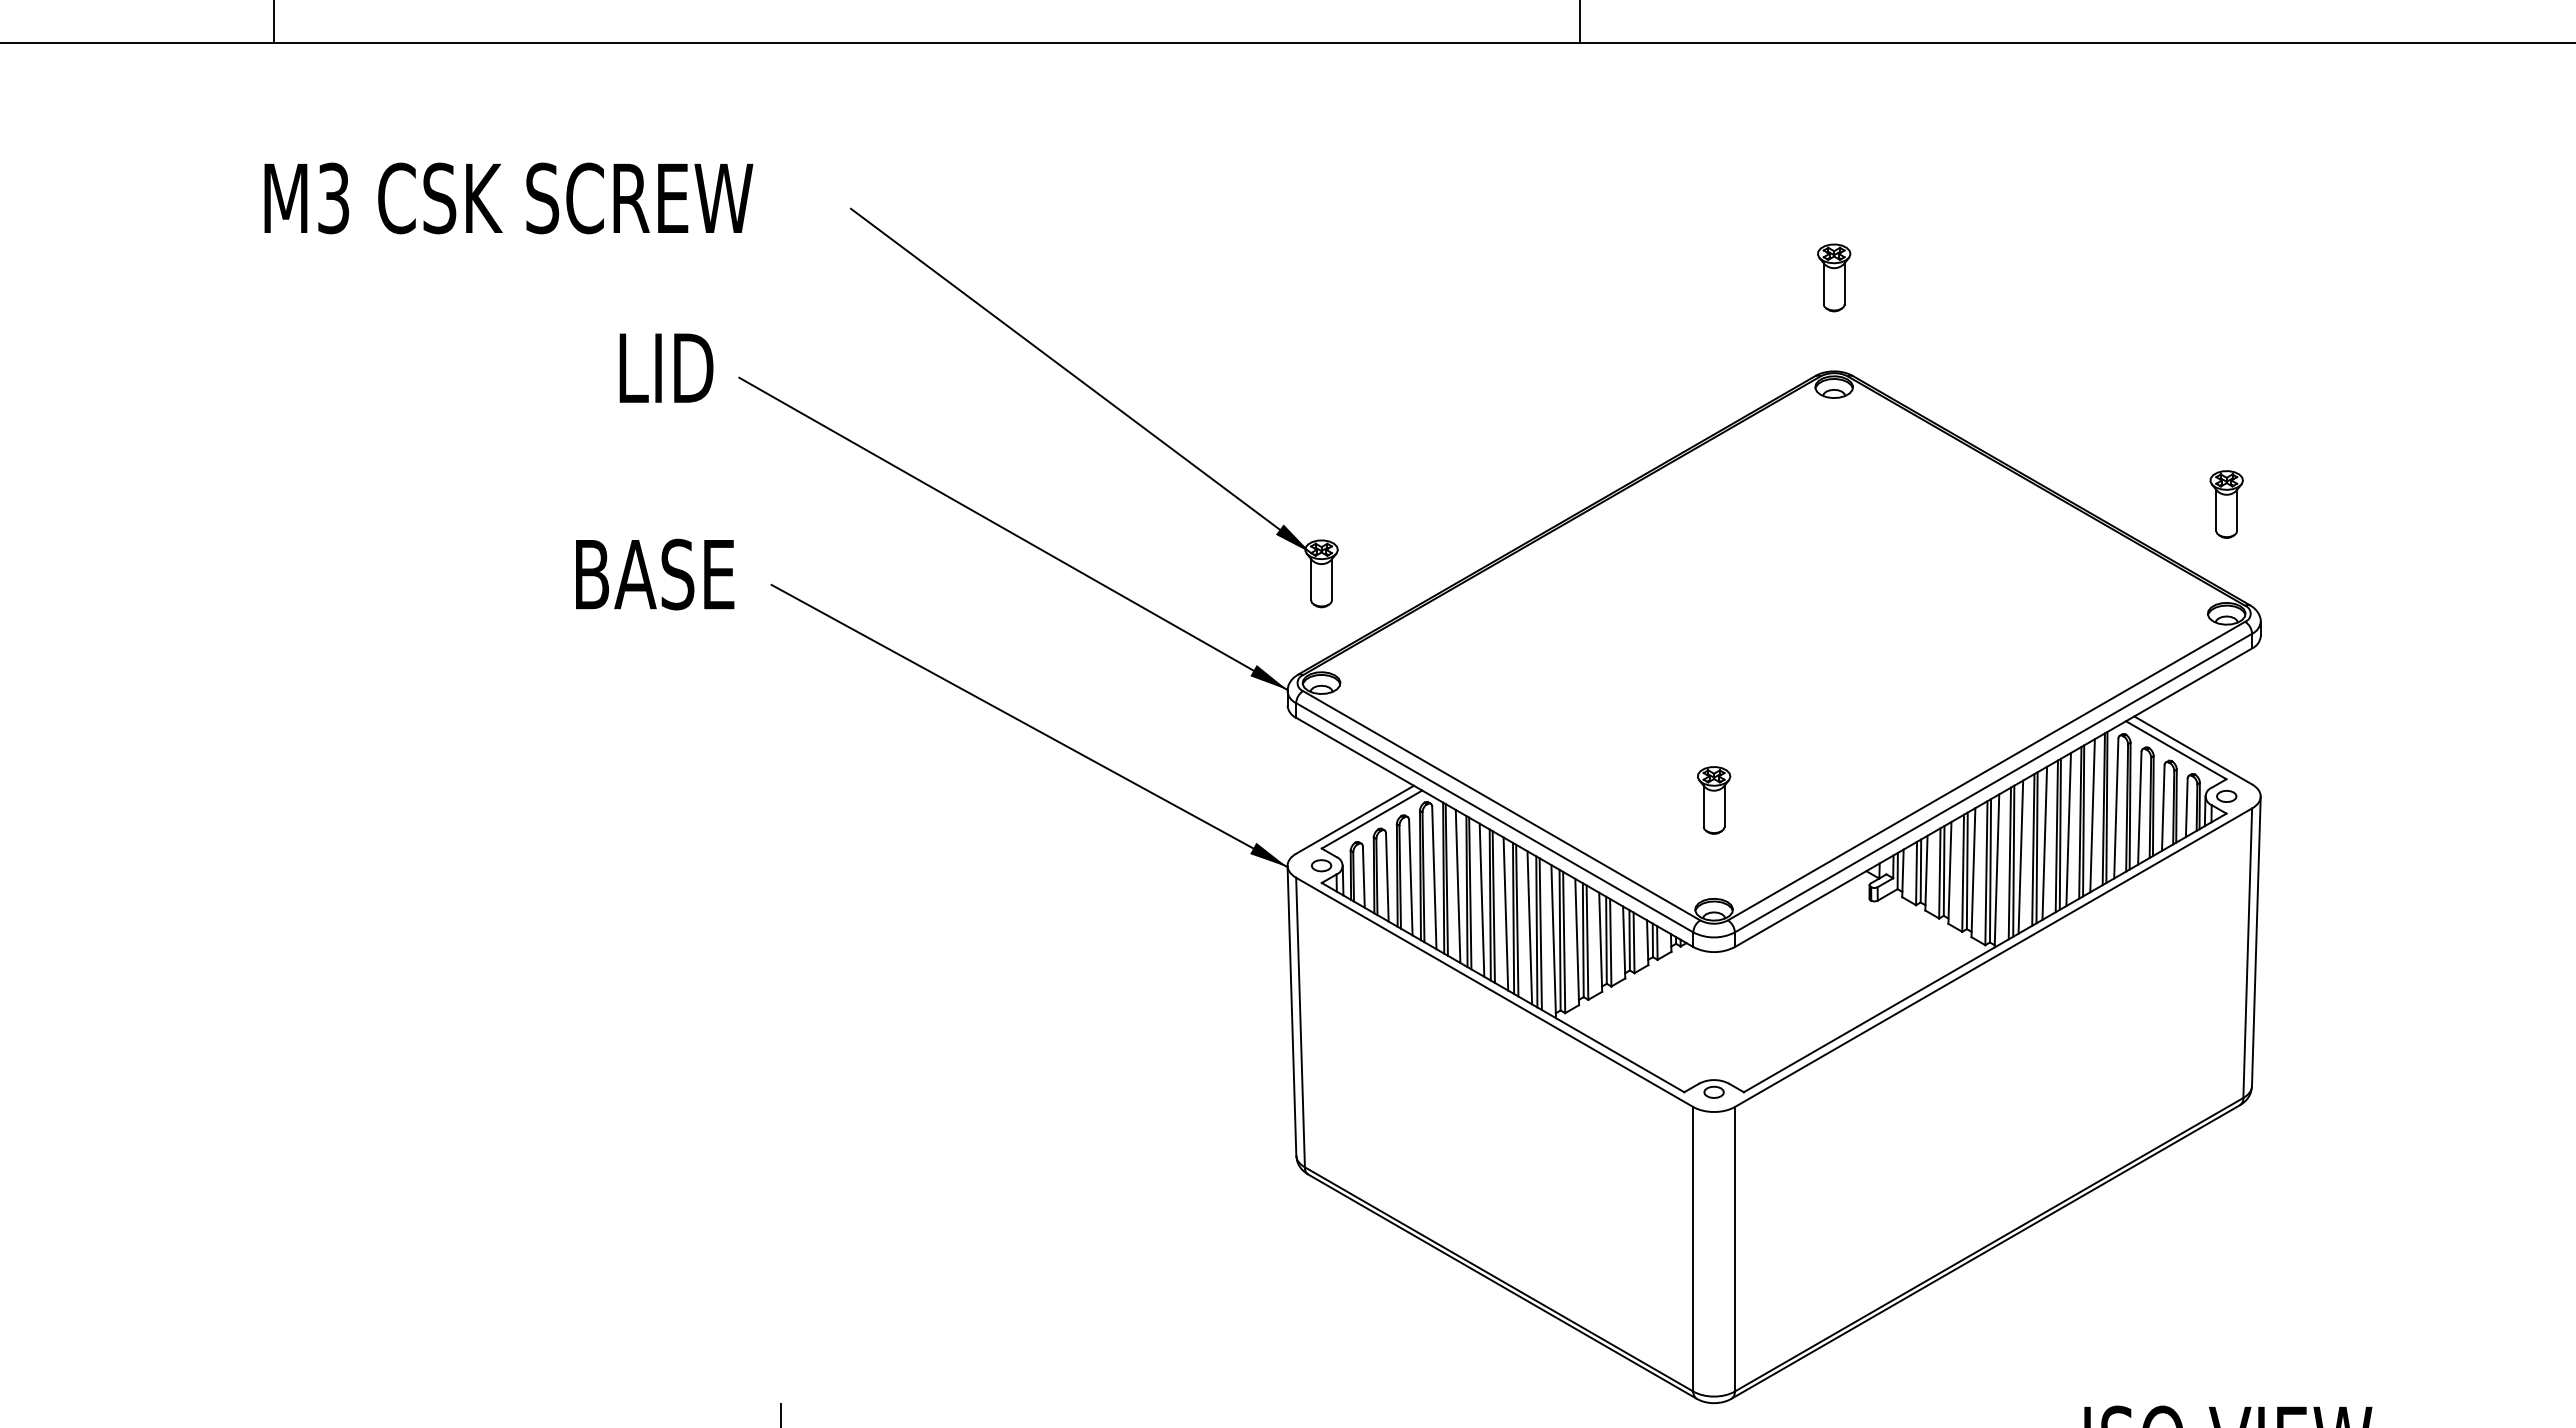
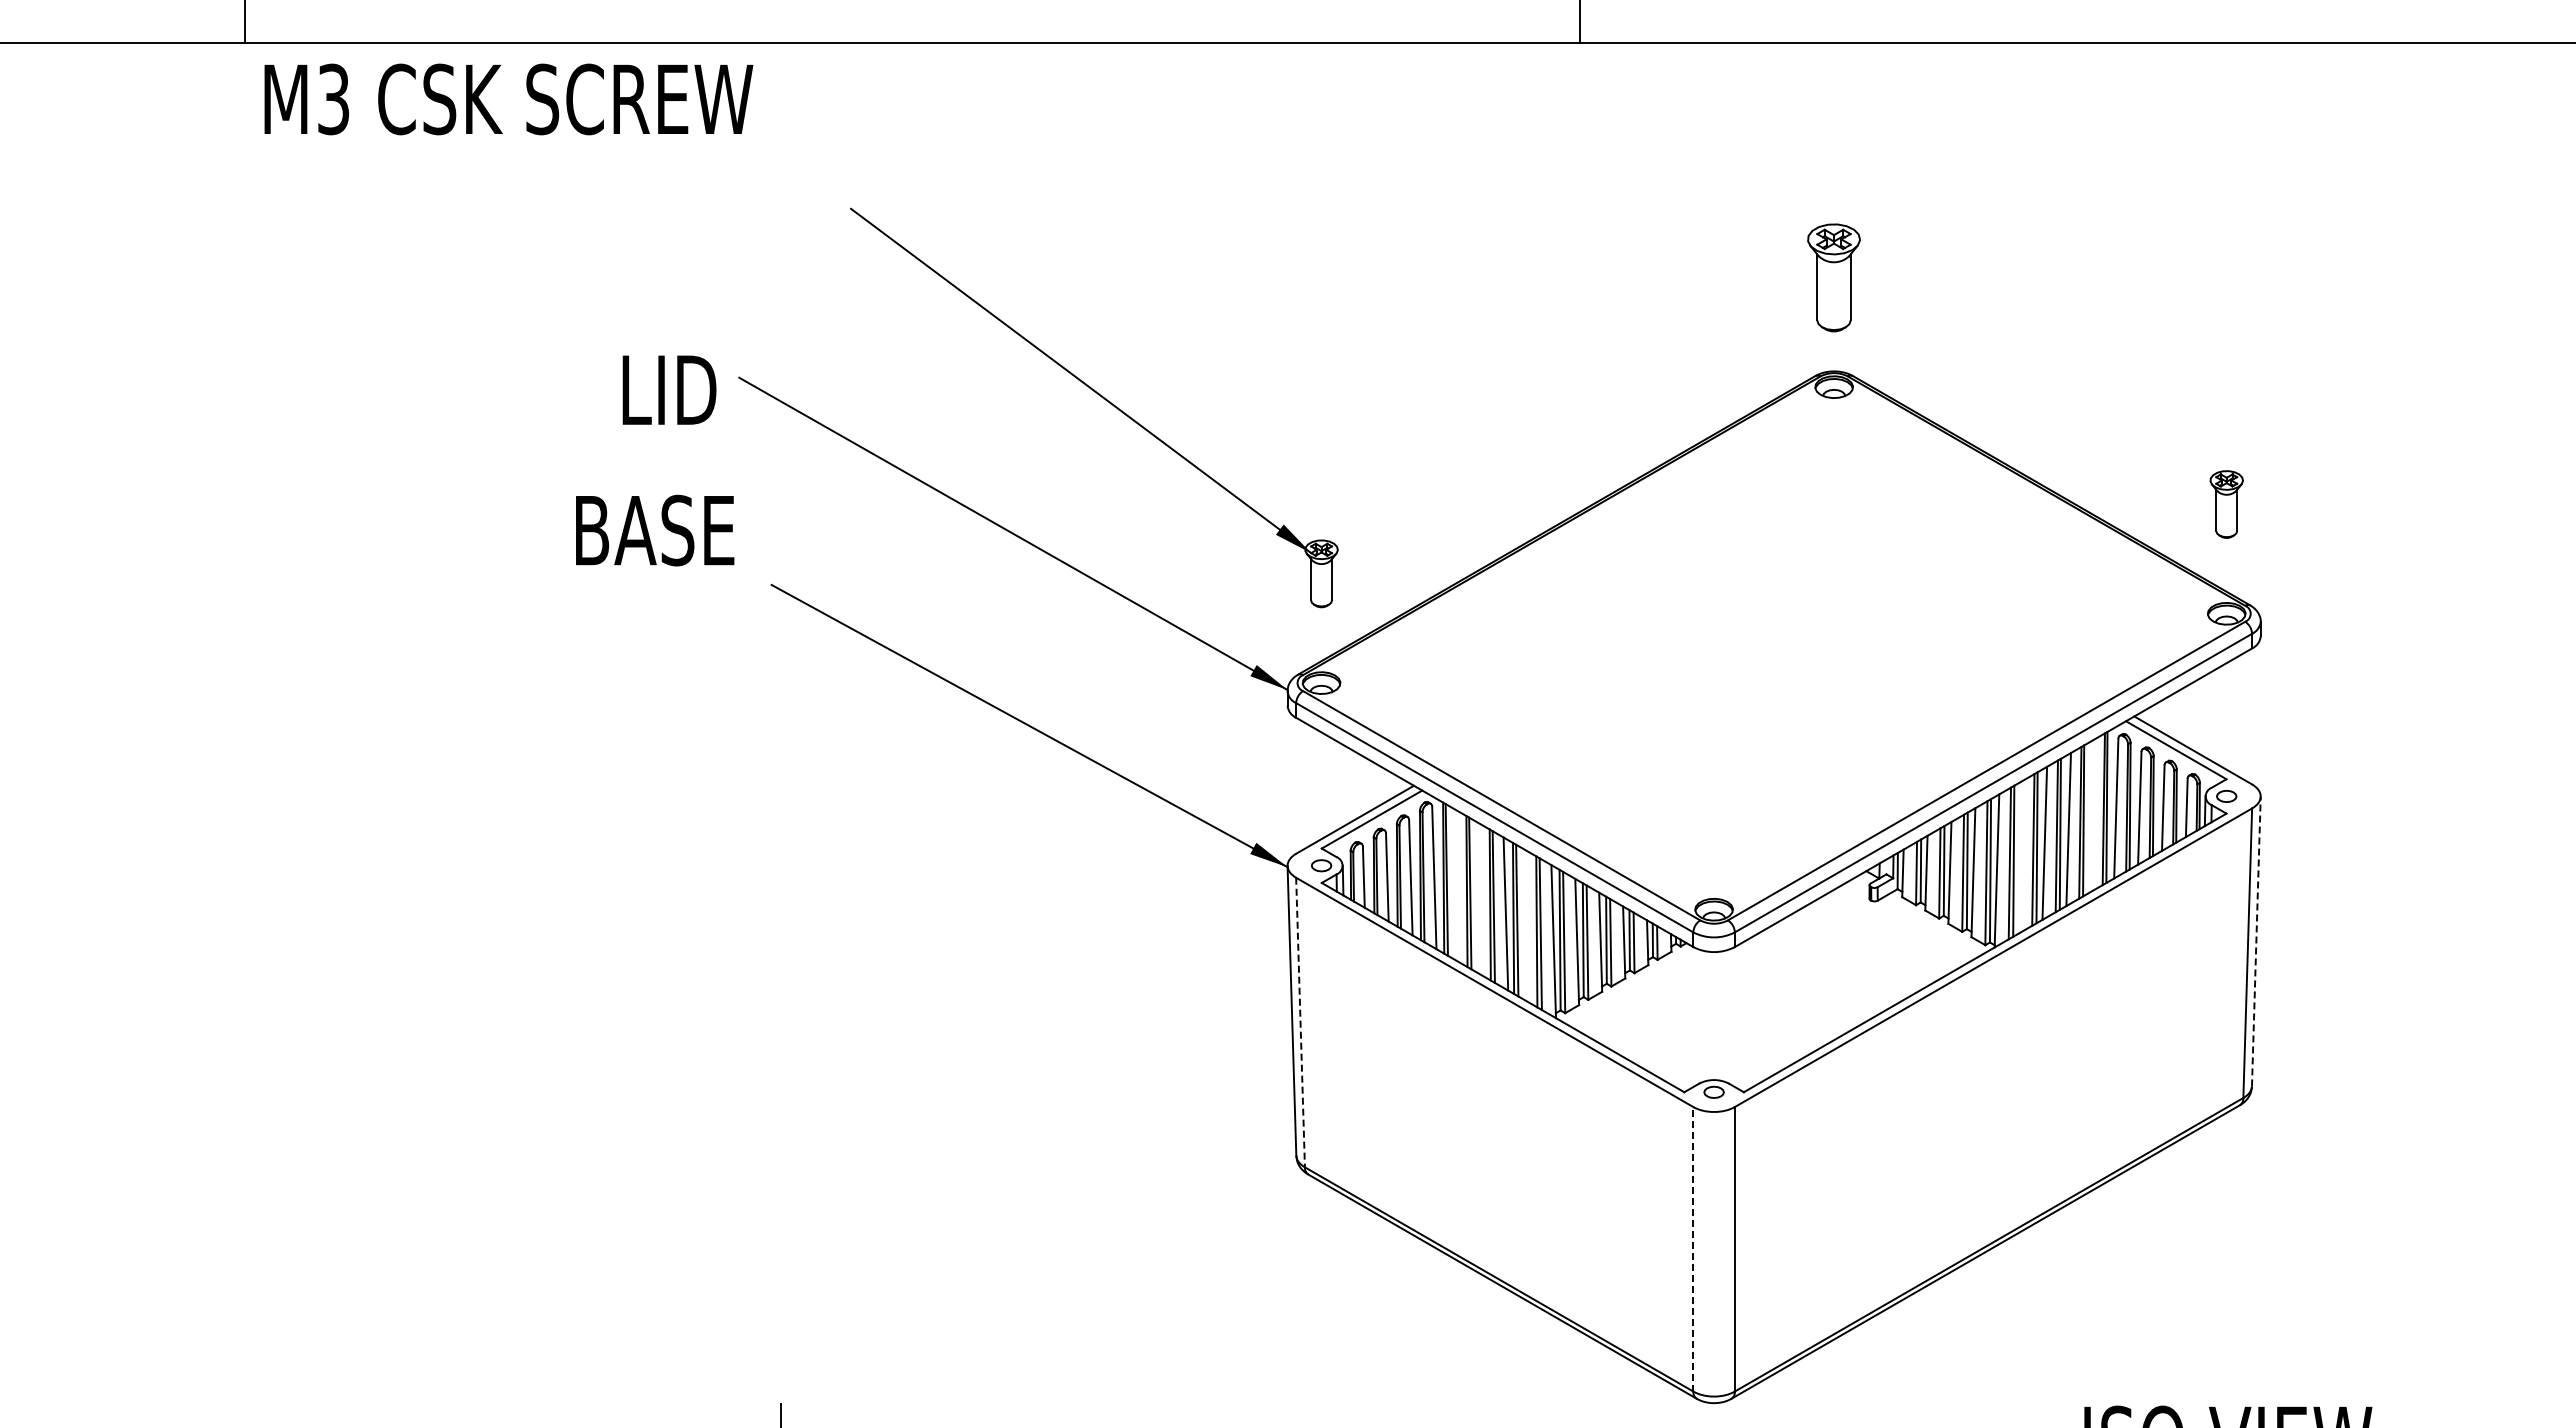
line position: (274, 22) -> (245, 22) (245, 22)
text position: (508, 198) -> (508, 99) (508, 99)
part size: 35x70 px -> 54x110 px (1833, 277)
text position: (666, 367) -> (669, 389) (669, 389)
text position: (655, 574) -> (655, 530) (655, 530)
part: present -> none (1714, 800)
line: present -> none (2092, 815)
line: present -> none (2020, 856)
line: present -> none (1457, 885)
line: present -> none (1481, 899)
line: present -> none (1529, 927)
line: solid -> dashed (2256, 941)
line: solid -> dashed (1300, 1022)
line: solid -> dashed (1693, 1248)
